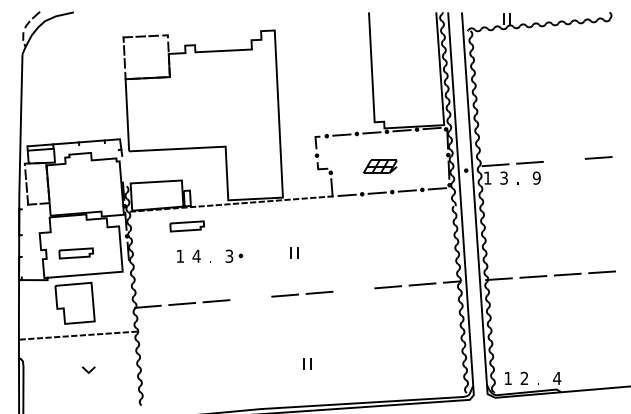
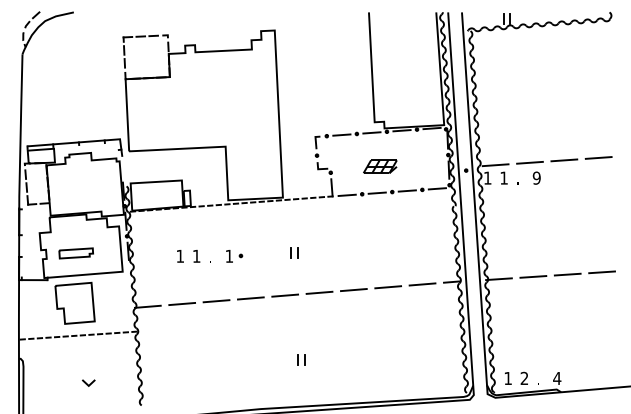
line: none -> present (564, 160)
text: 3 -> 1 (503, 177)
part: present -> none (186, 226)
text: 4 -> 1 (196, 255)
text: 3 -> 1 (229, 255)
line: none -> present (353, 290)
line: none -> present (250, 298)
part position: (307, 363) -> (301, 359) (301, 359)
line position: (87, 370) -> (87, 383) (87, 383)
